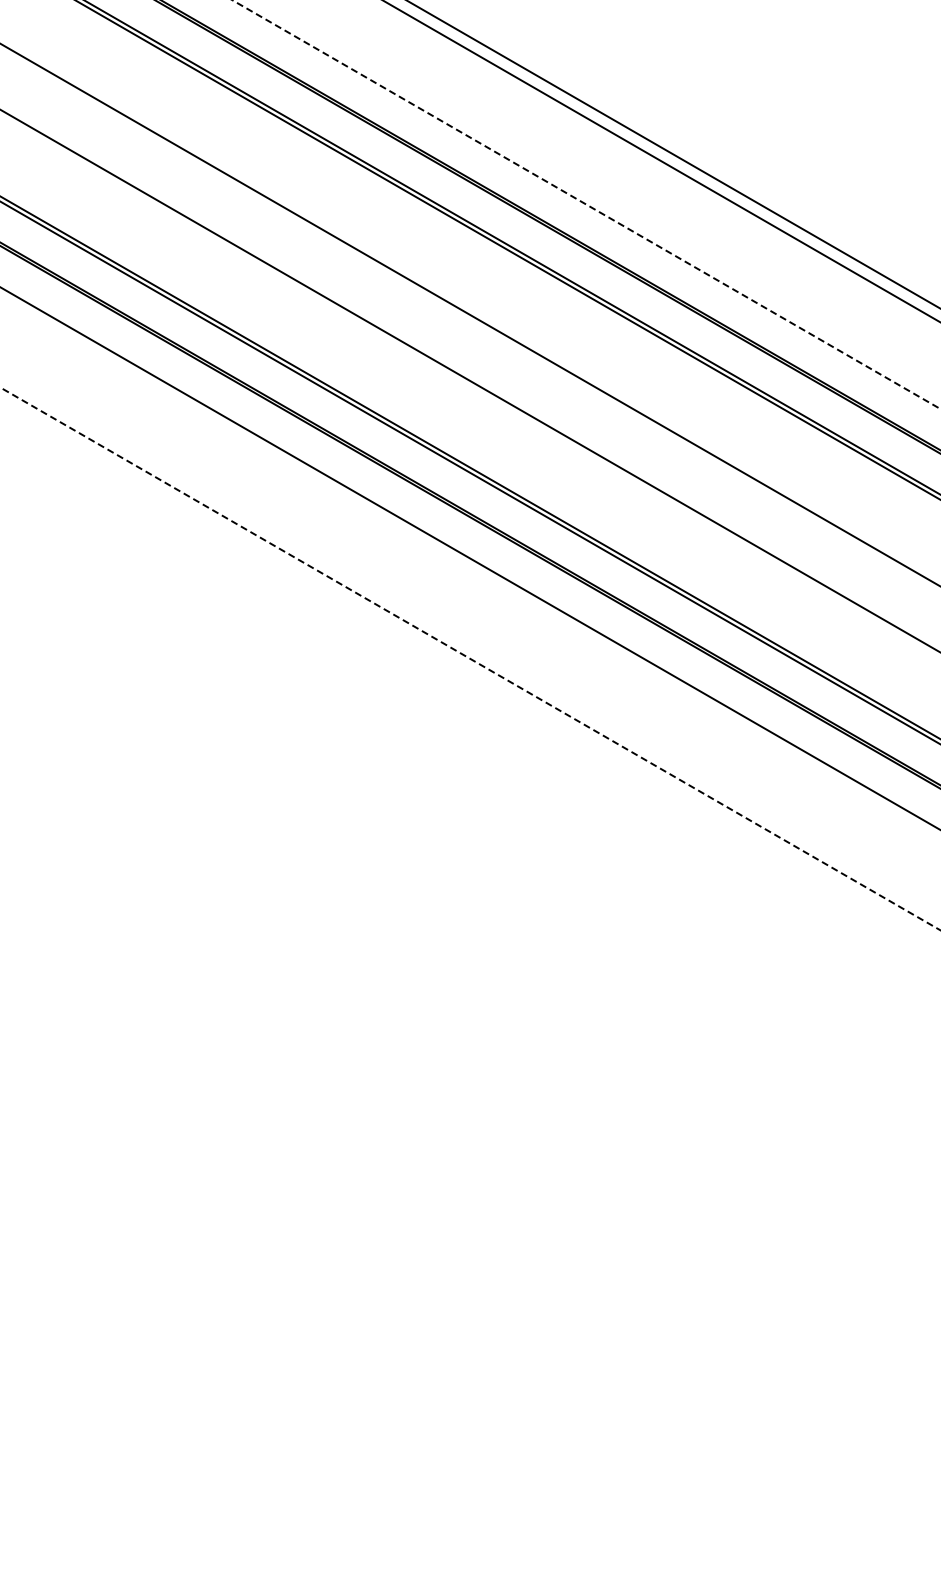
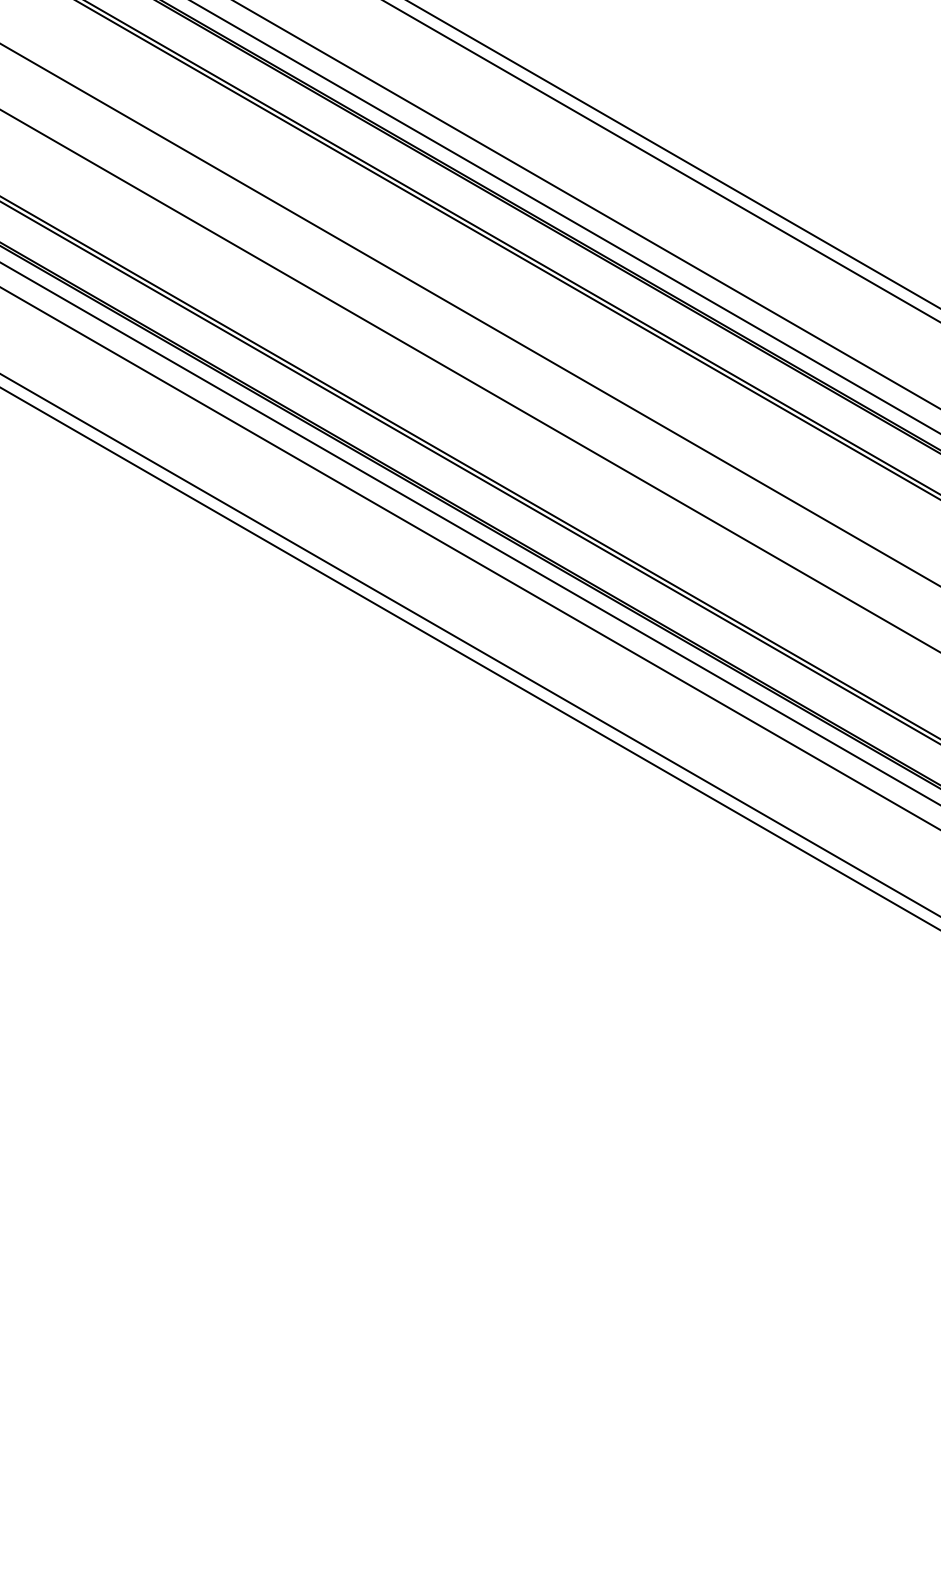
line: dashed -> solid (586, 204)
line: none -> present (564, 217)
line: none -> present (469, 533)
line: none -> present (469, 644)
line: dashed -> solid (470, 658)
